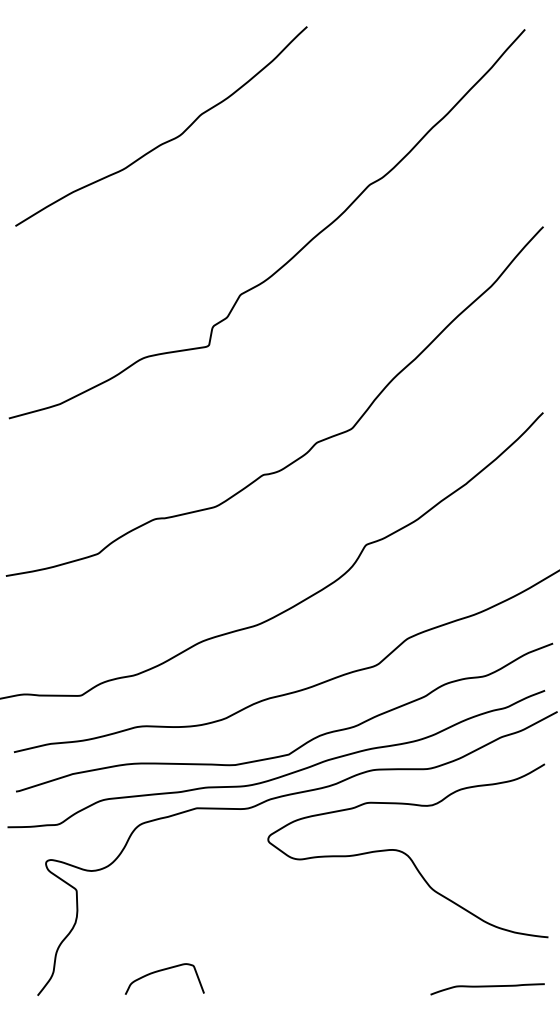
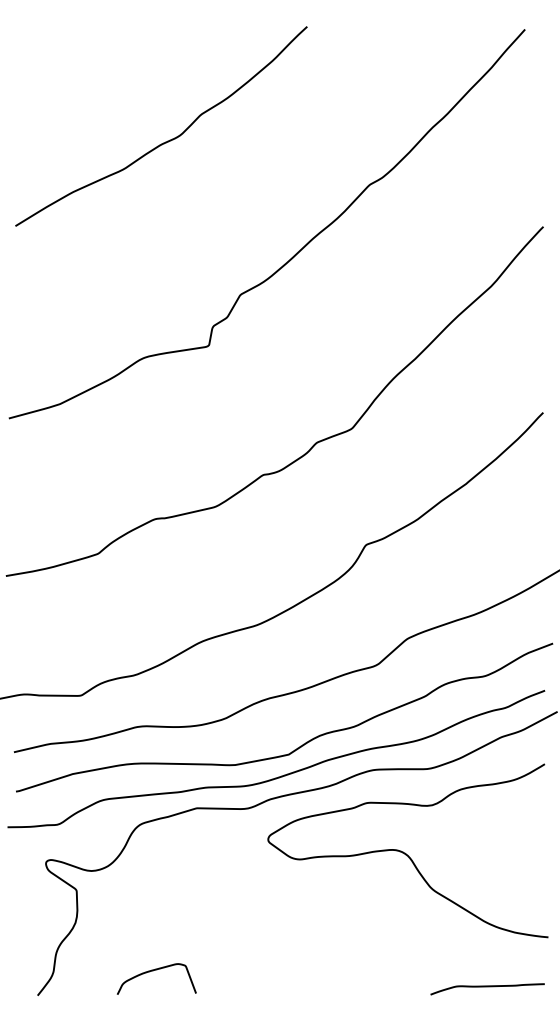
curve position: (161, 971) -> (153, 971) (153, 971)
